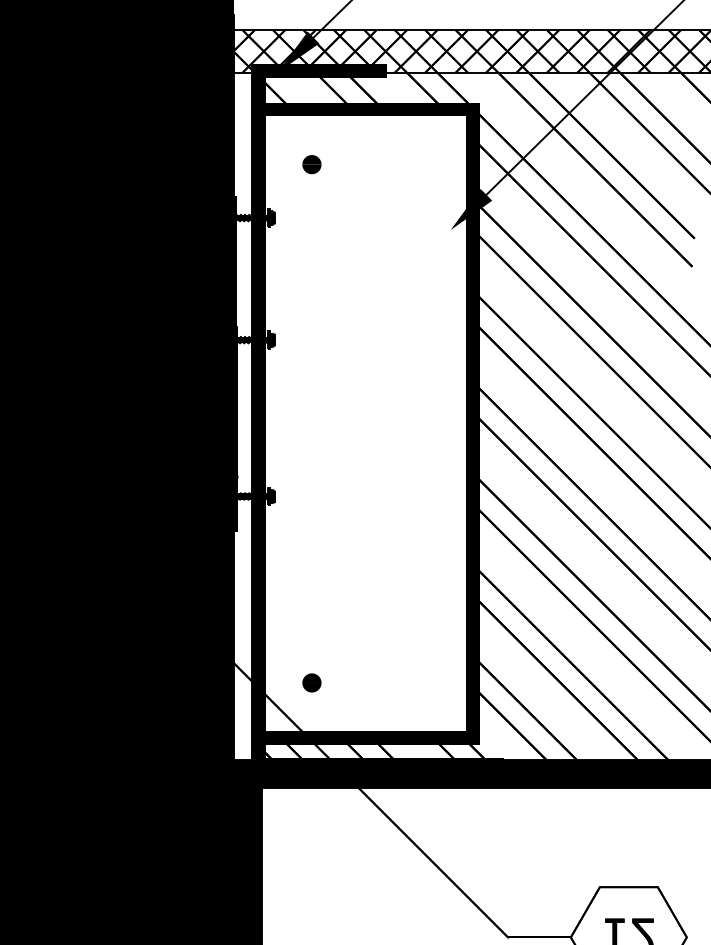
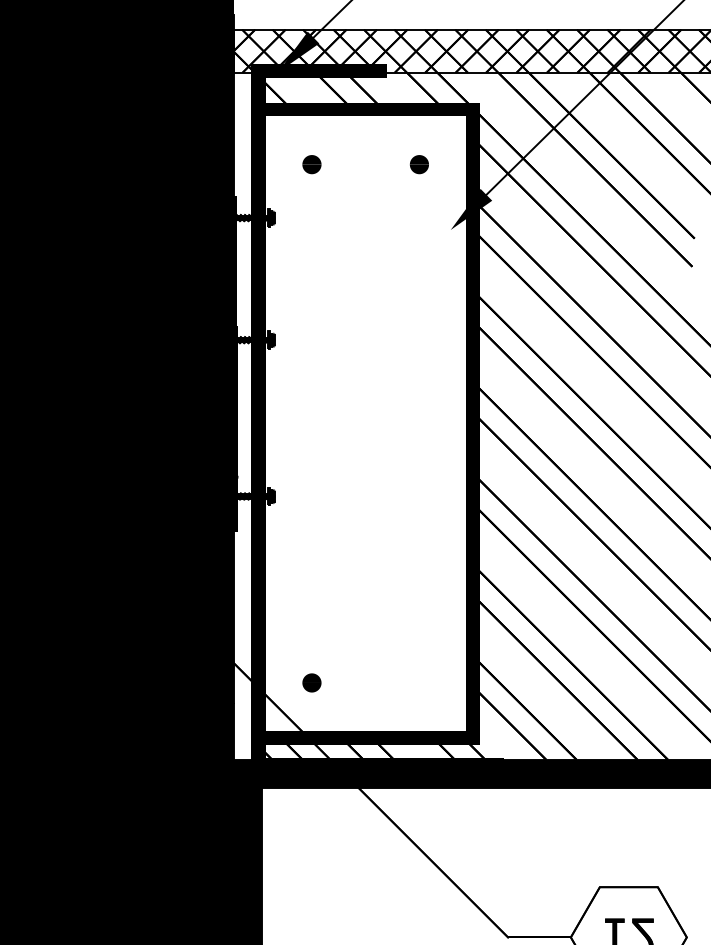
part: none -> present (418, 164)
